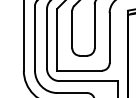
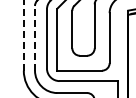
line: solid -> dashed (23, 35)
line: solid -> dashed (35, 37)
